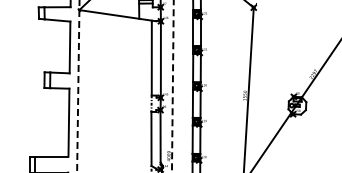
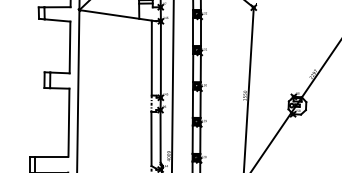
line: dashed -> solid (78, 86)
line: dashed -> solid (172, 86)
